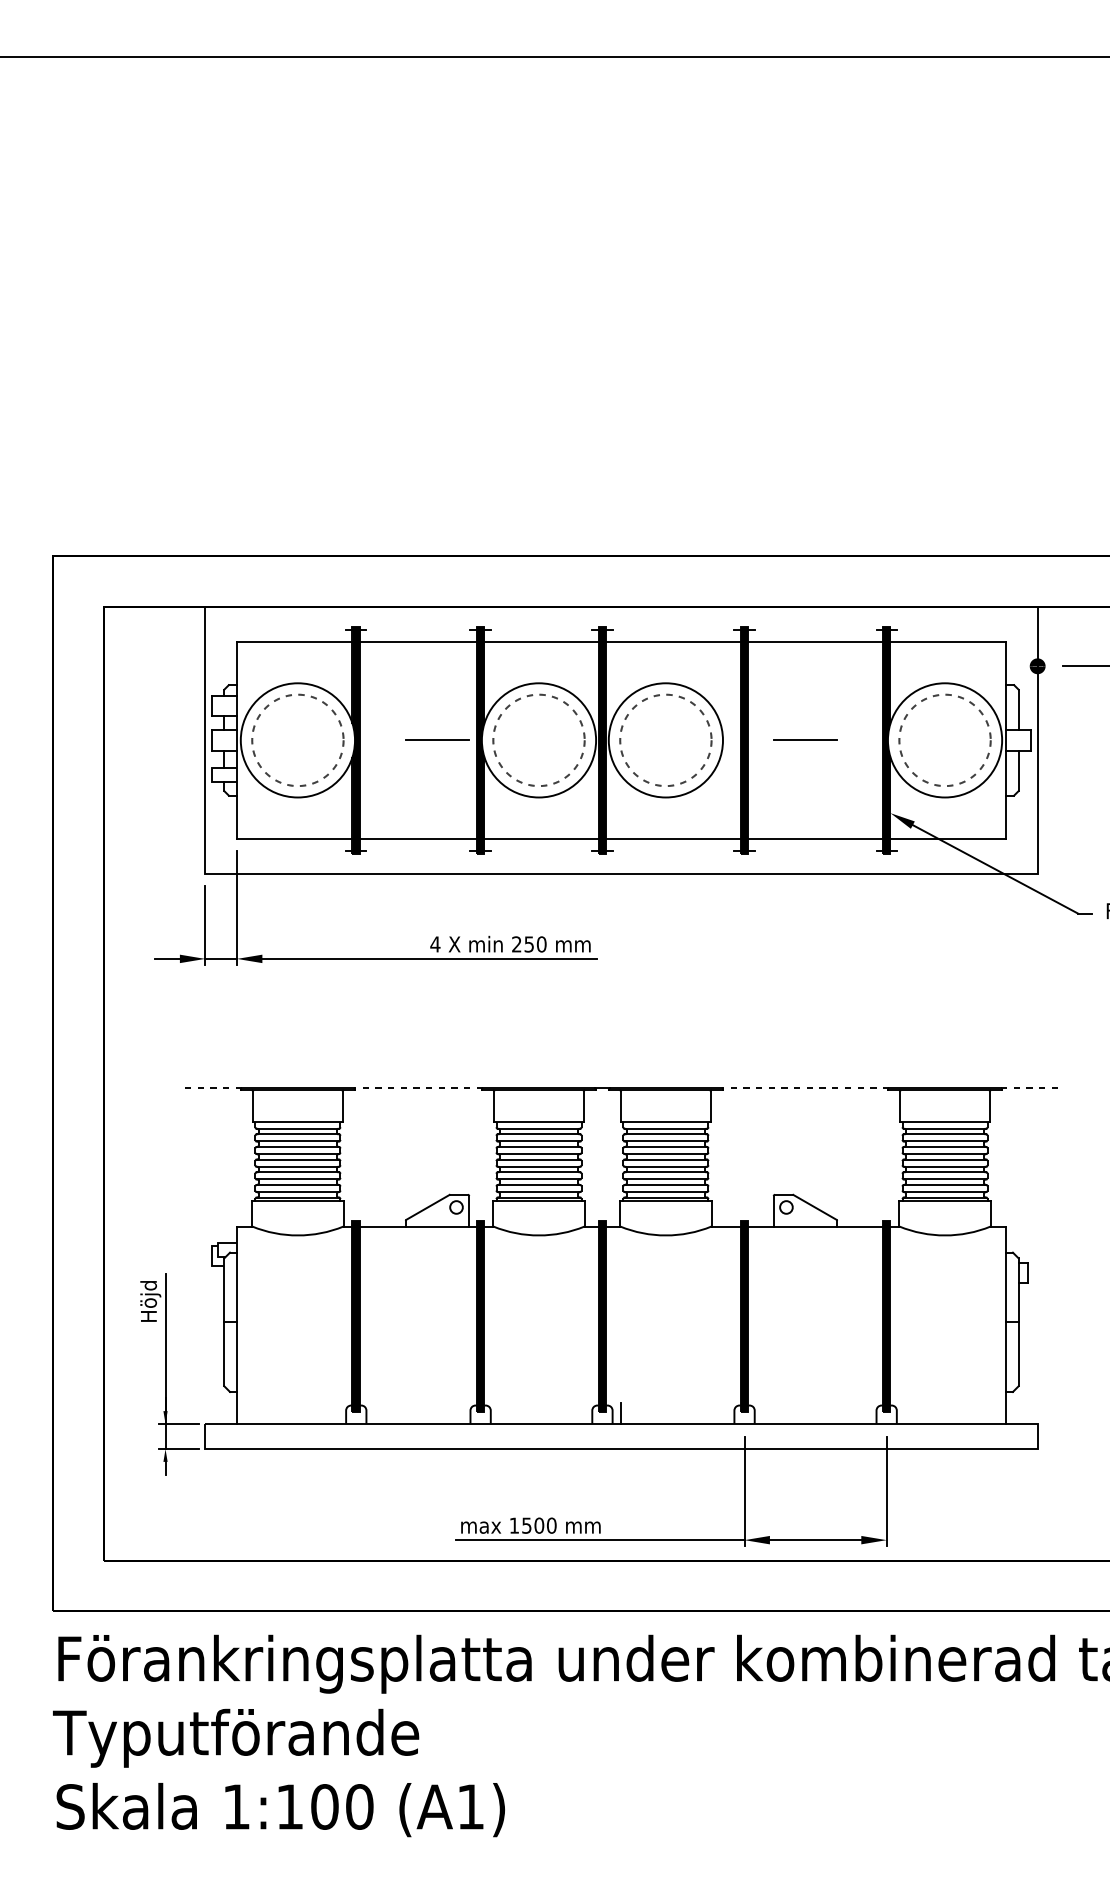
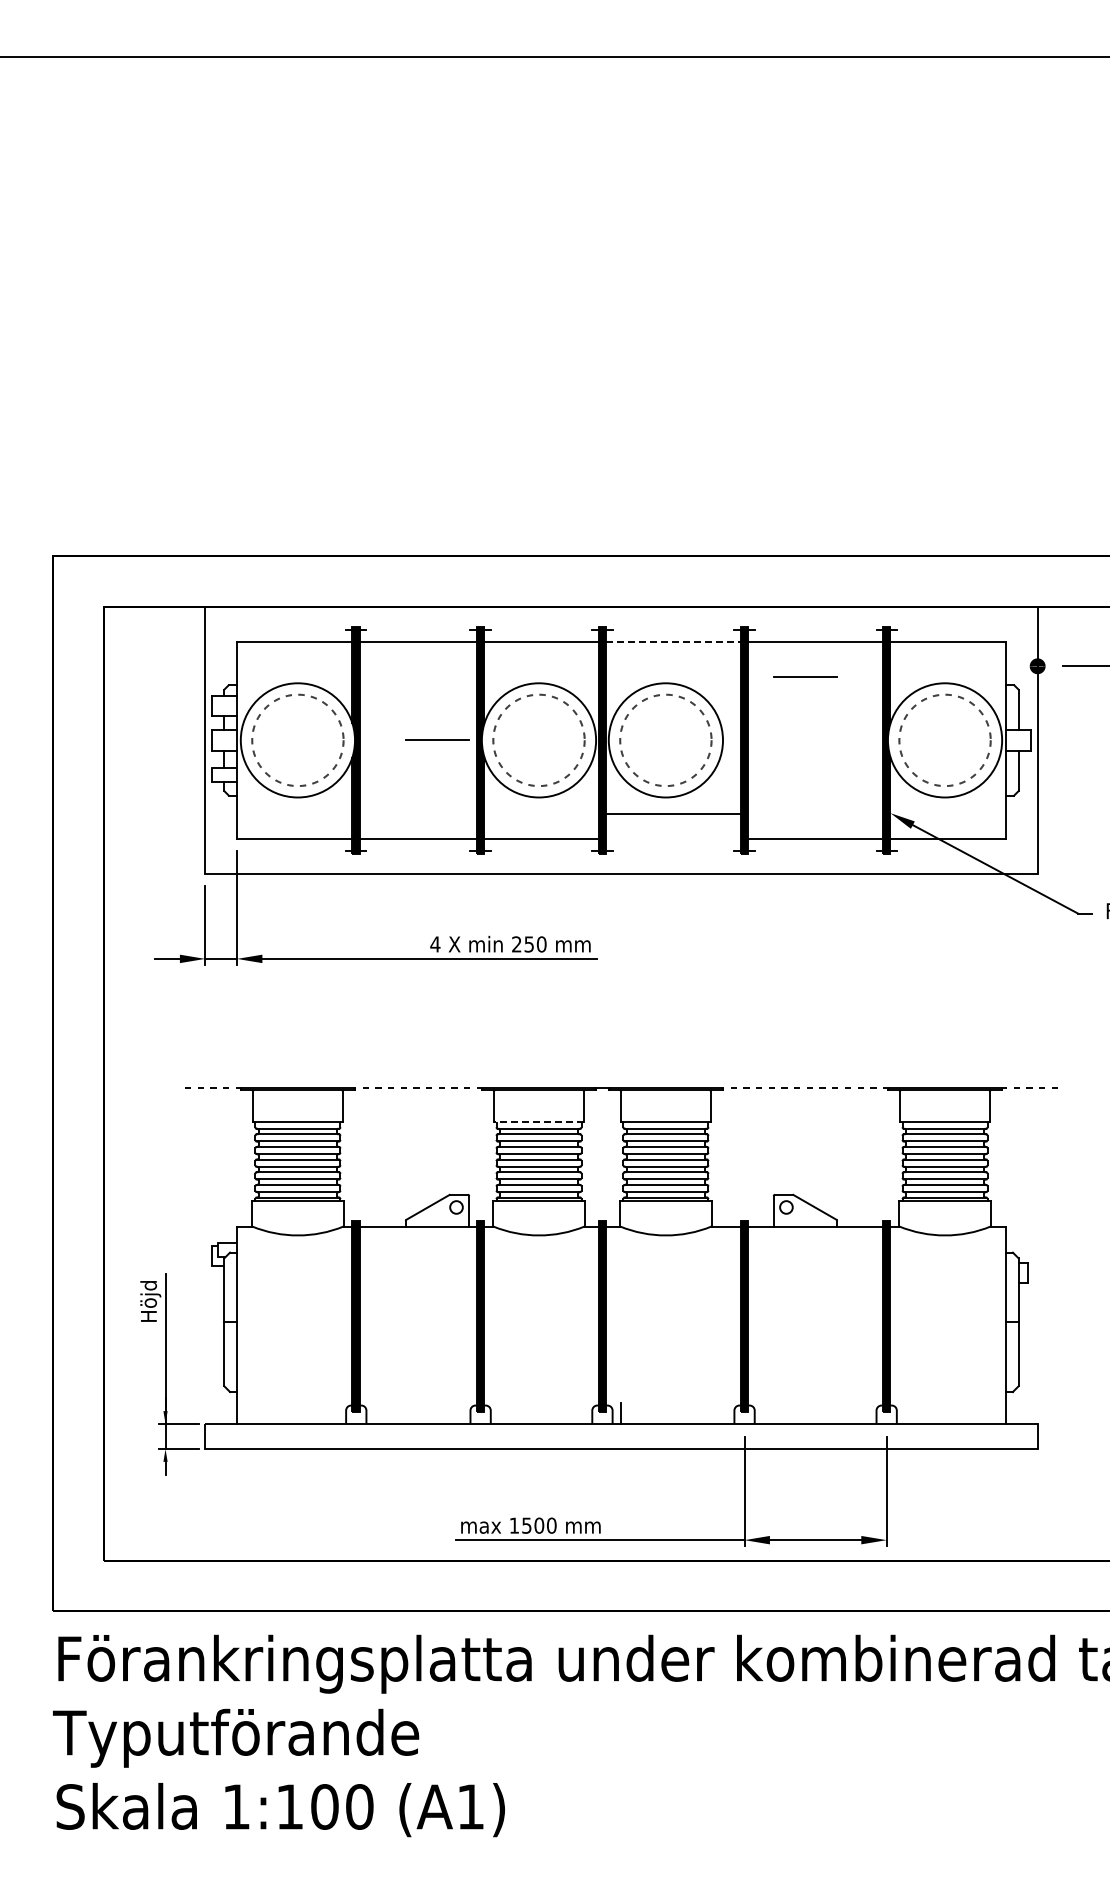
line: solid -> dashed (674, 642)
line position: (805, 739) -> (805, 676) (805, 676)
line position: (673, 838) -> (673, 813) (673, 813)
line: solid -> dashed (539, 1122)
